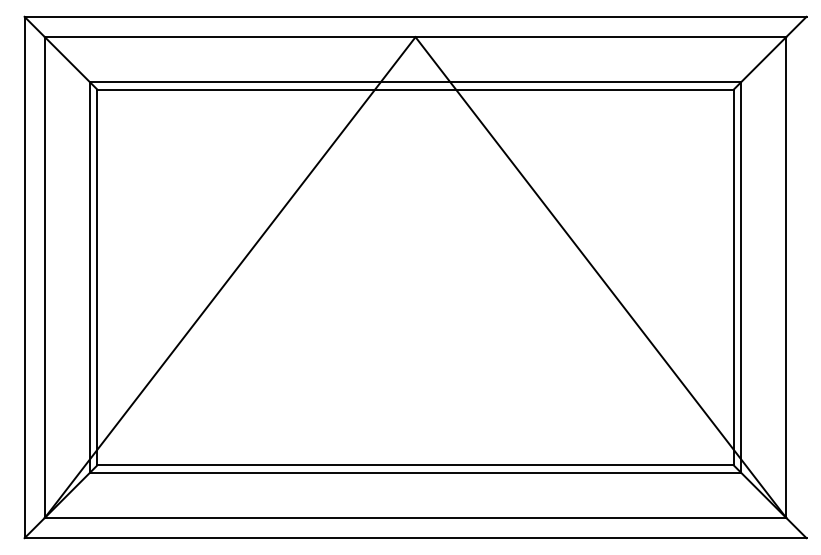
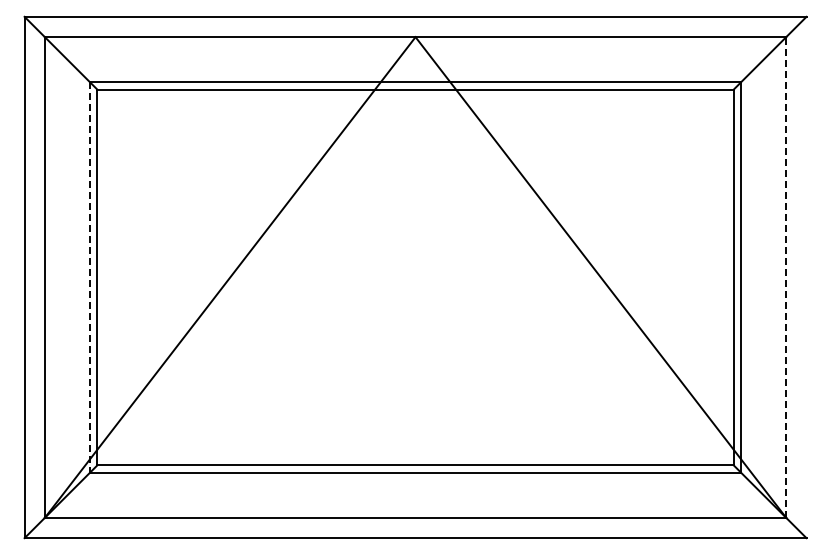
line: solid -> dashed (786, 276)
line: solid -> dashed (90, 277)
